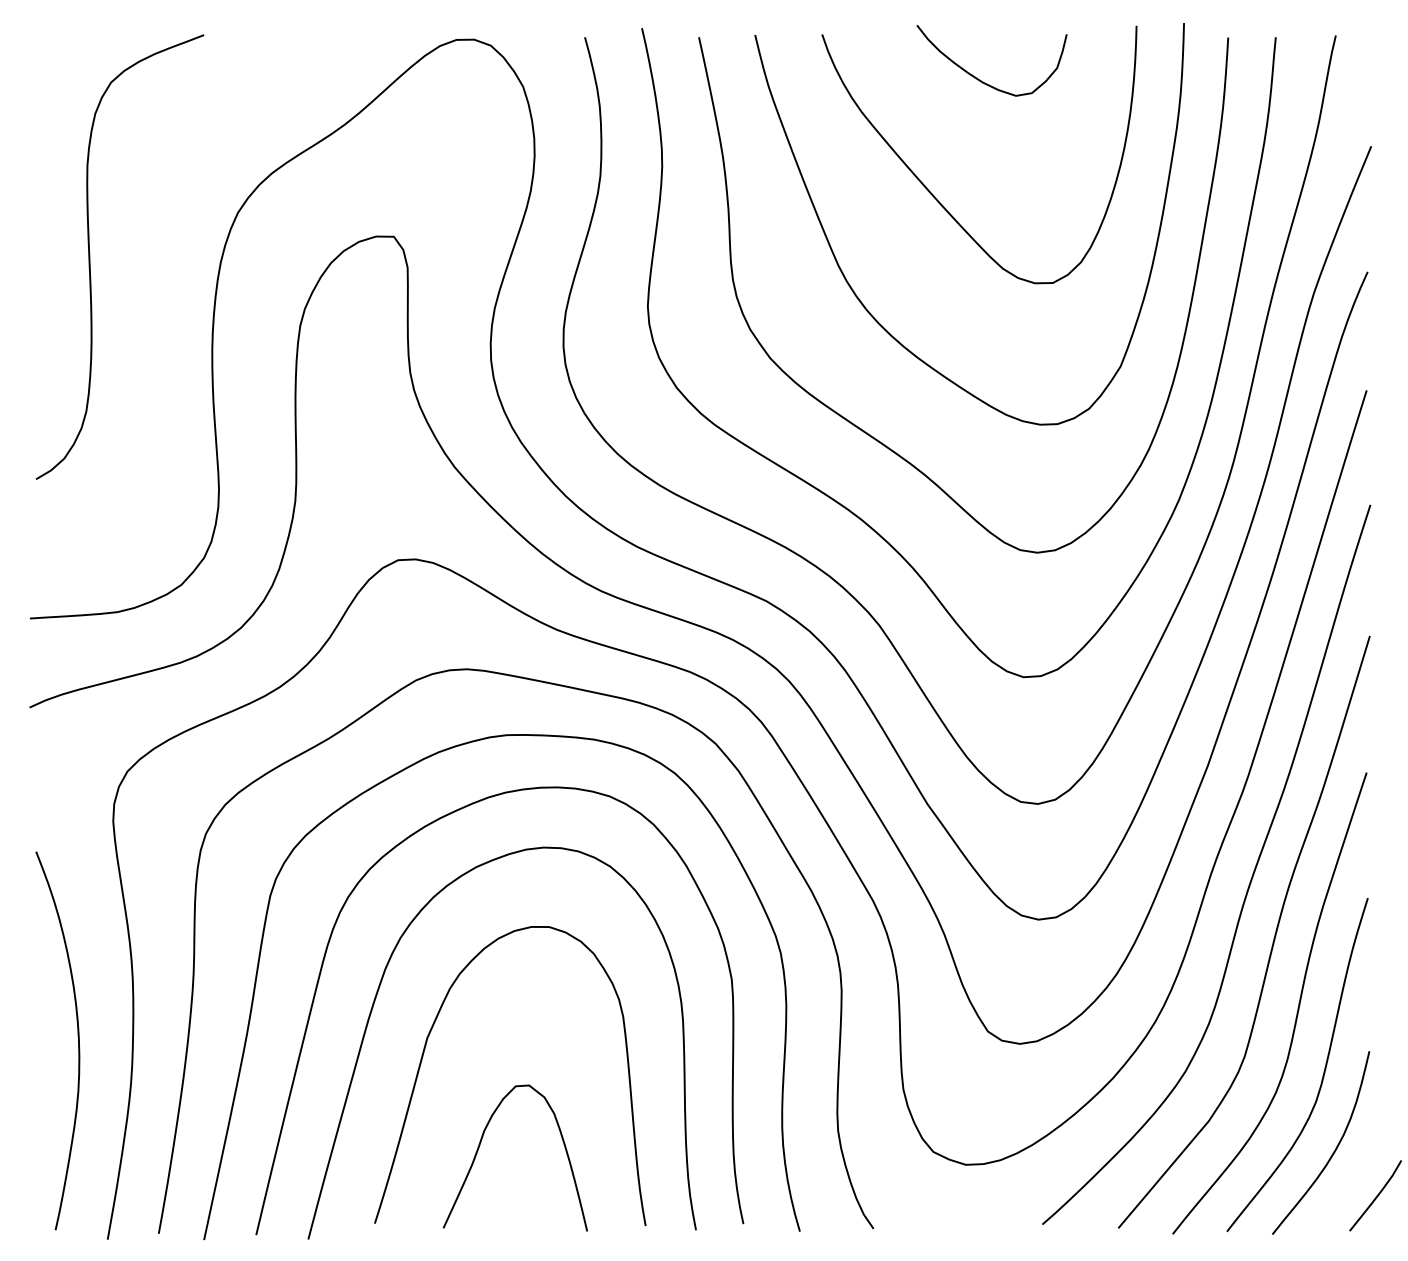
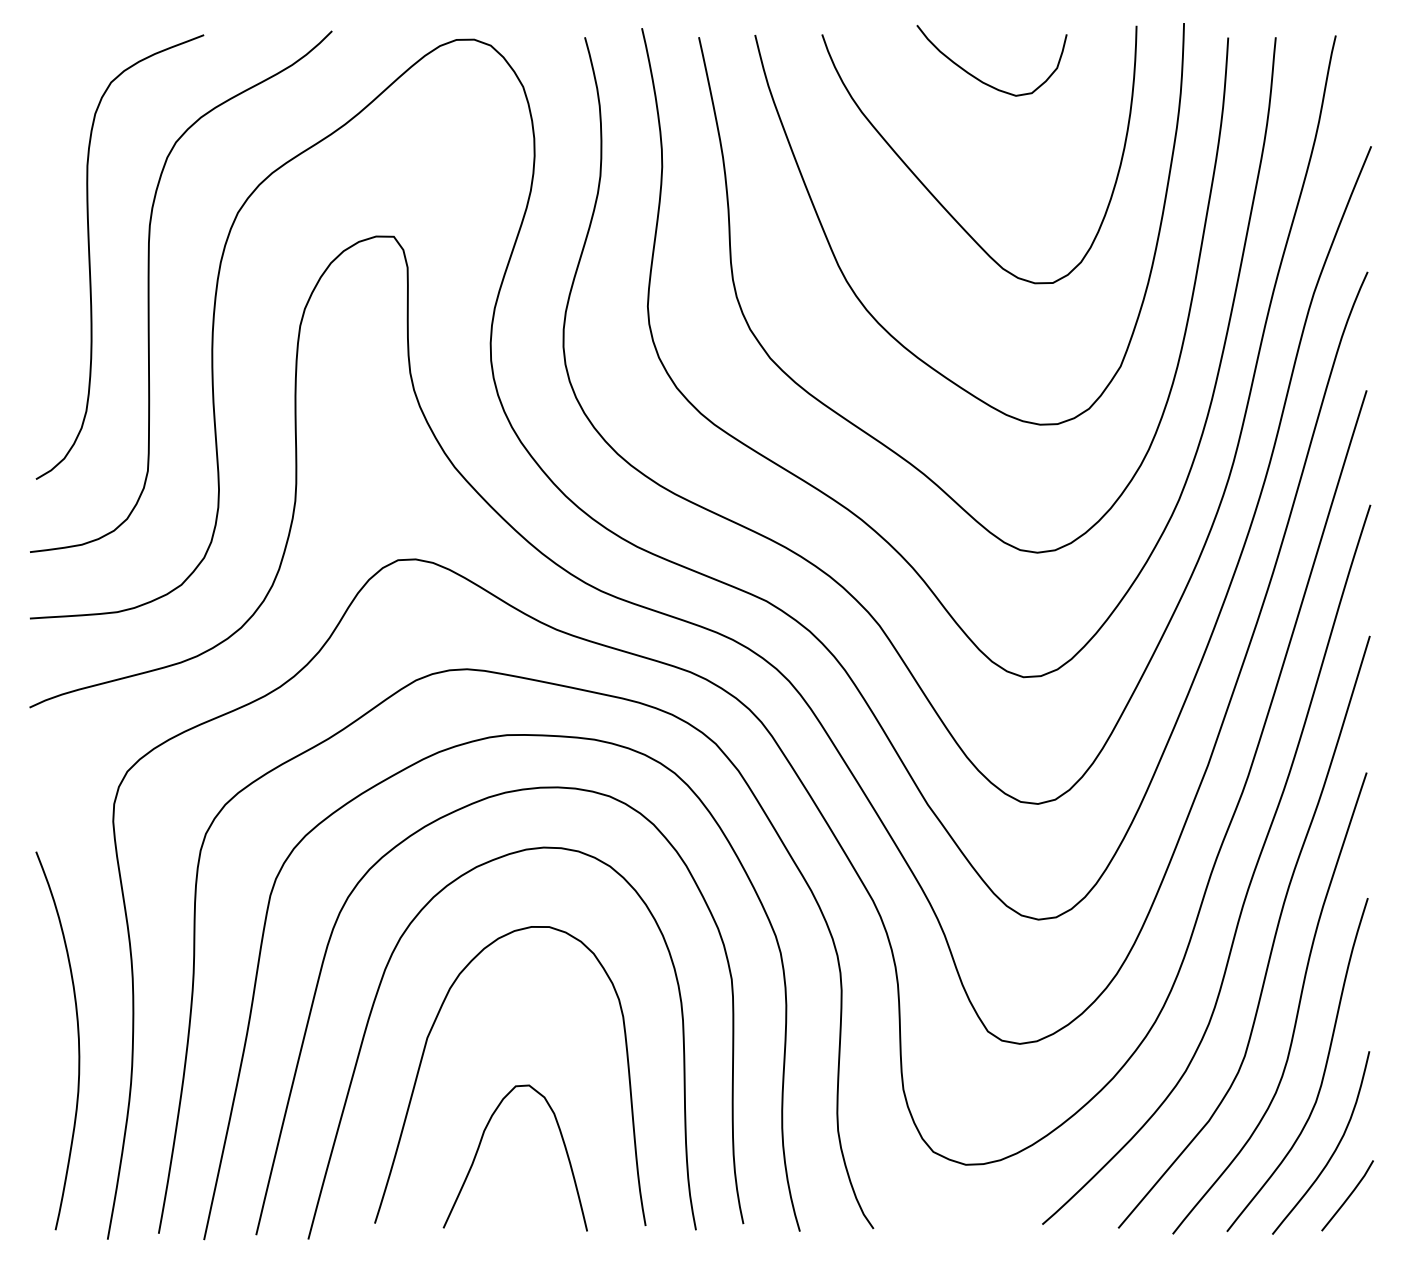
curve: none -> present (149, 291)
curve position: (1376, 1195) -> (1348, 1195) (1348, 1195)
